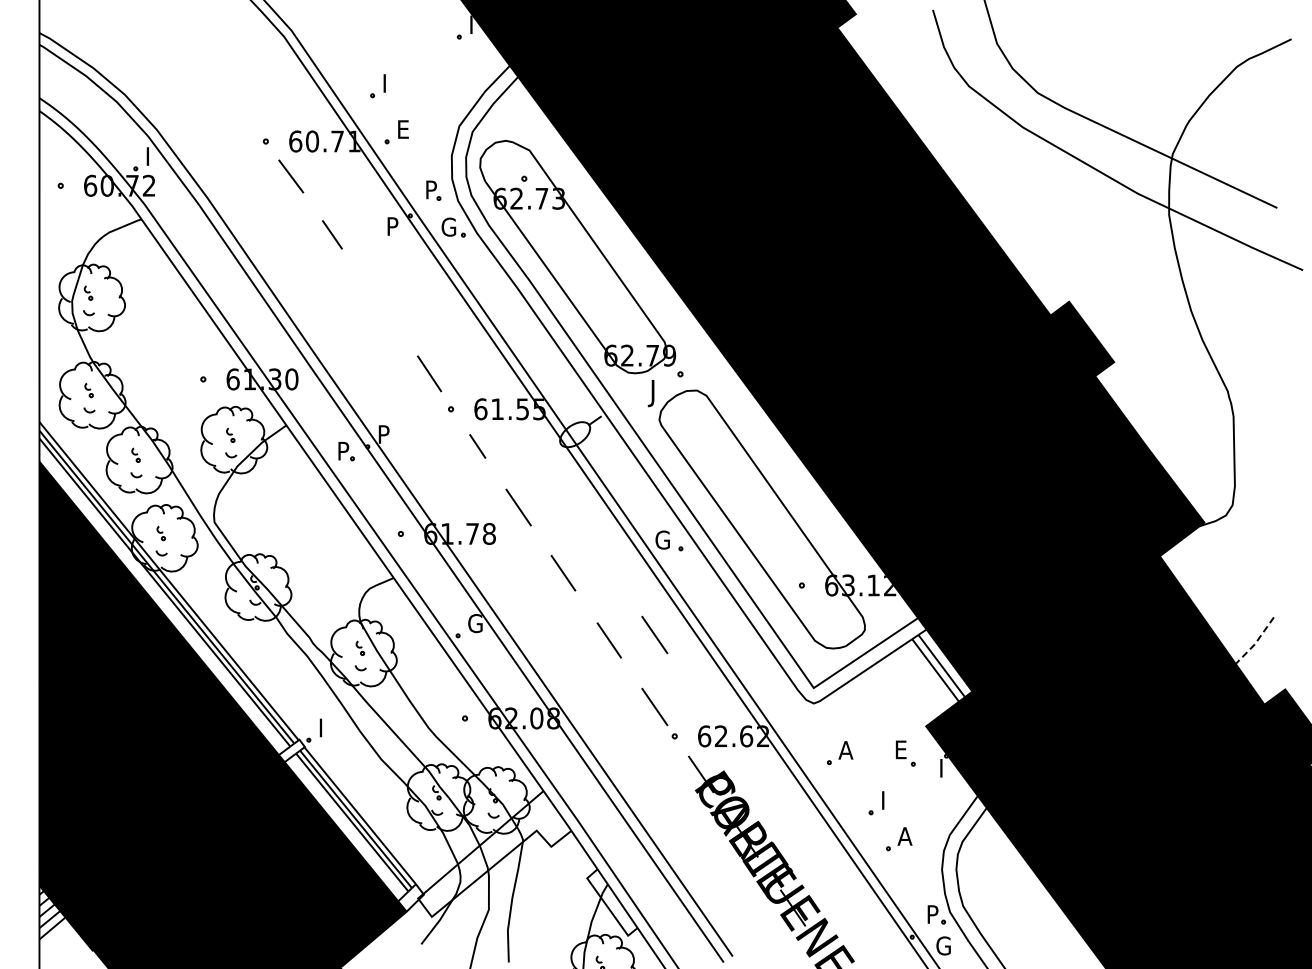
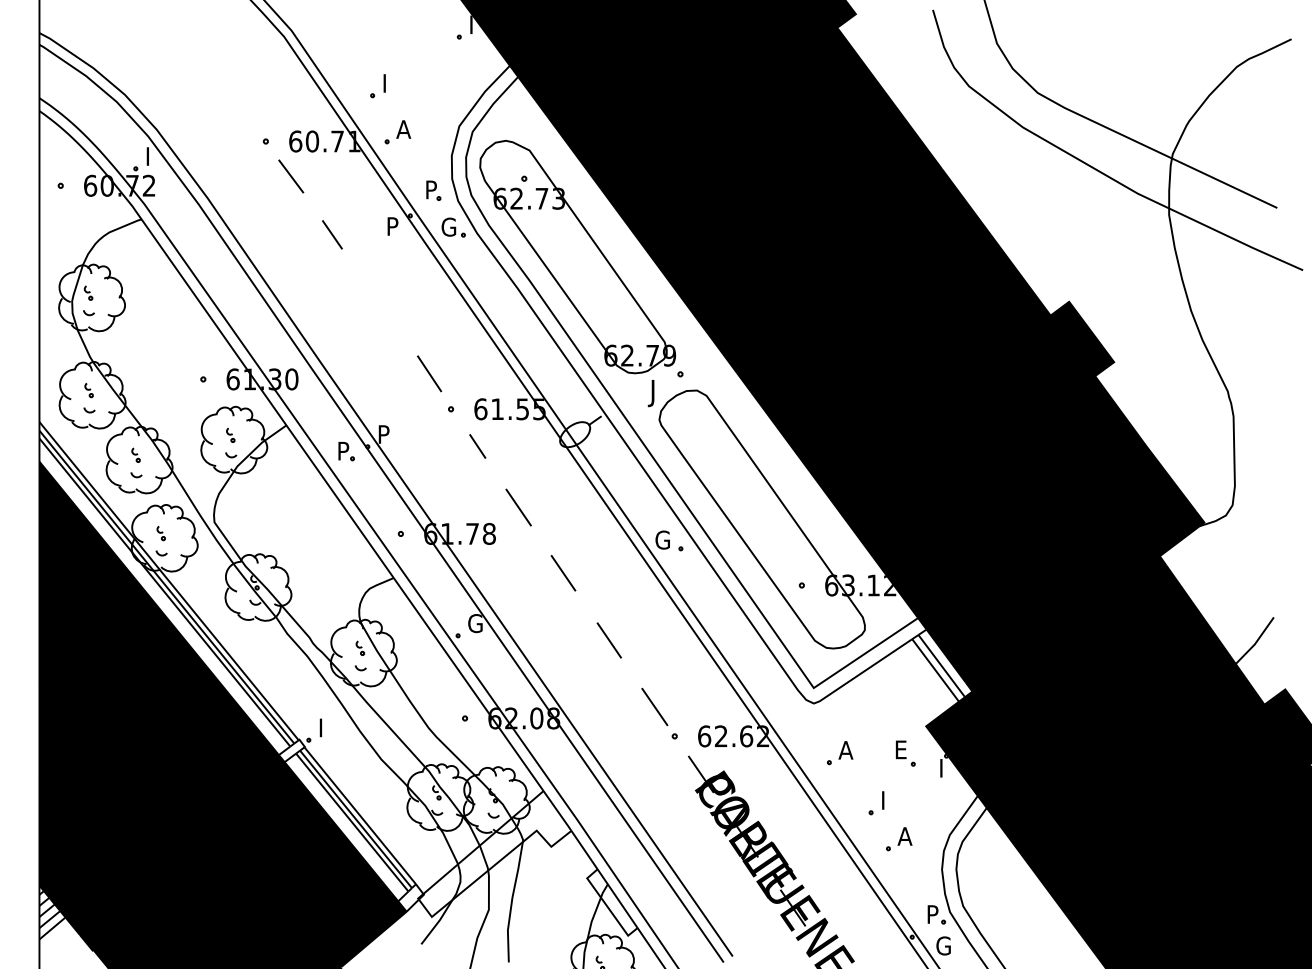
text: E -> A (403, 129)
line: present -> none (654, 634)
line: dashed -> solid (1255, 642)
